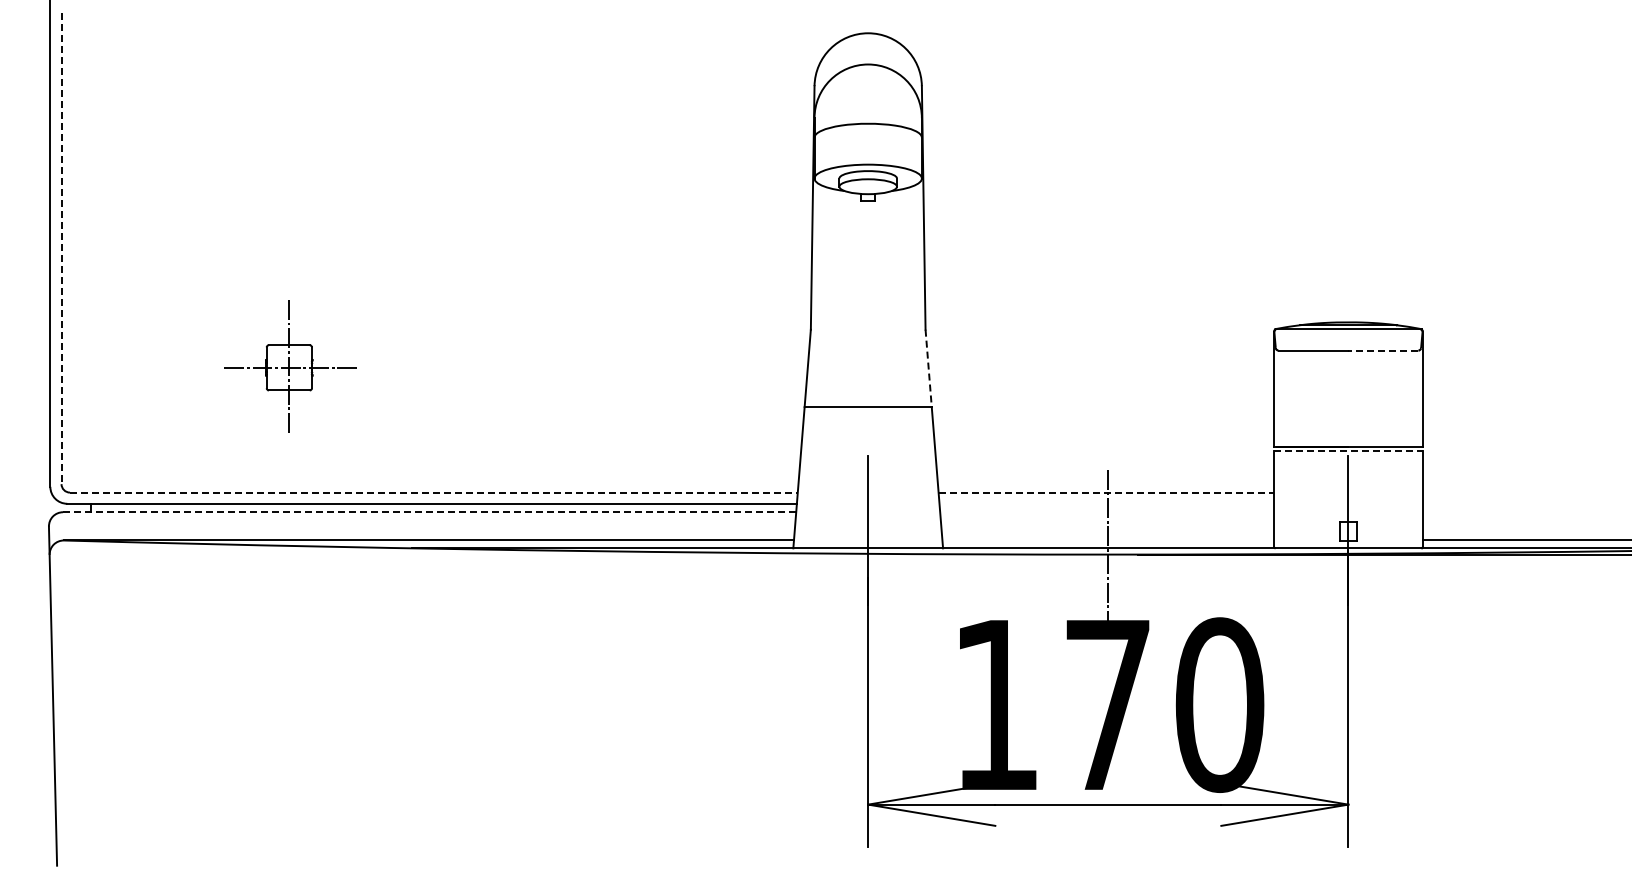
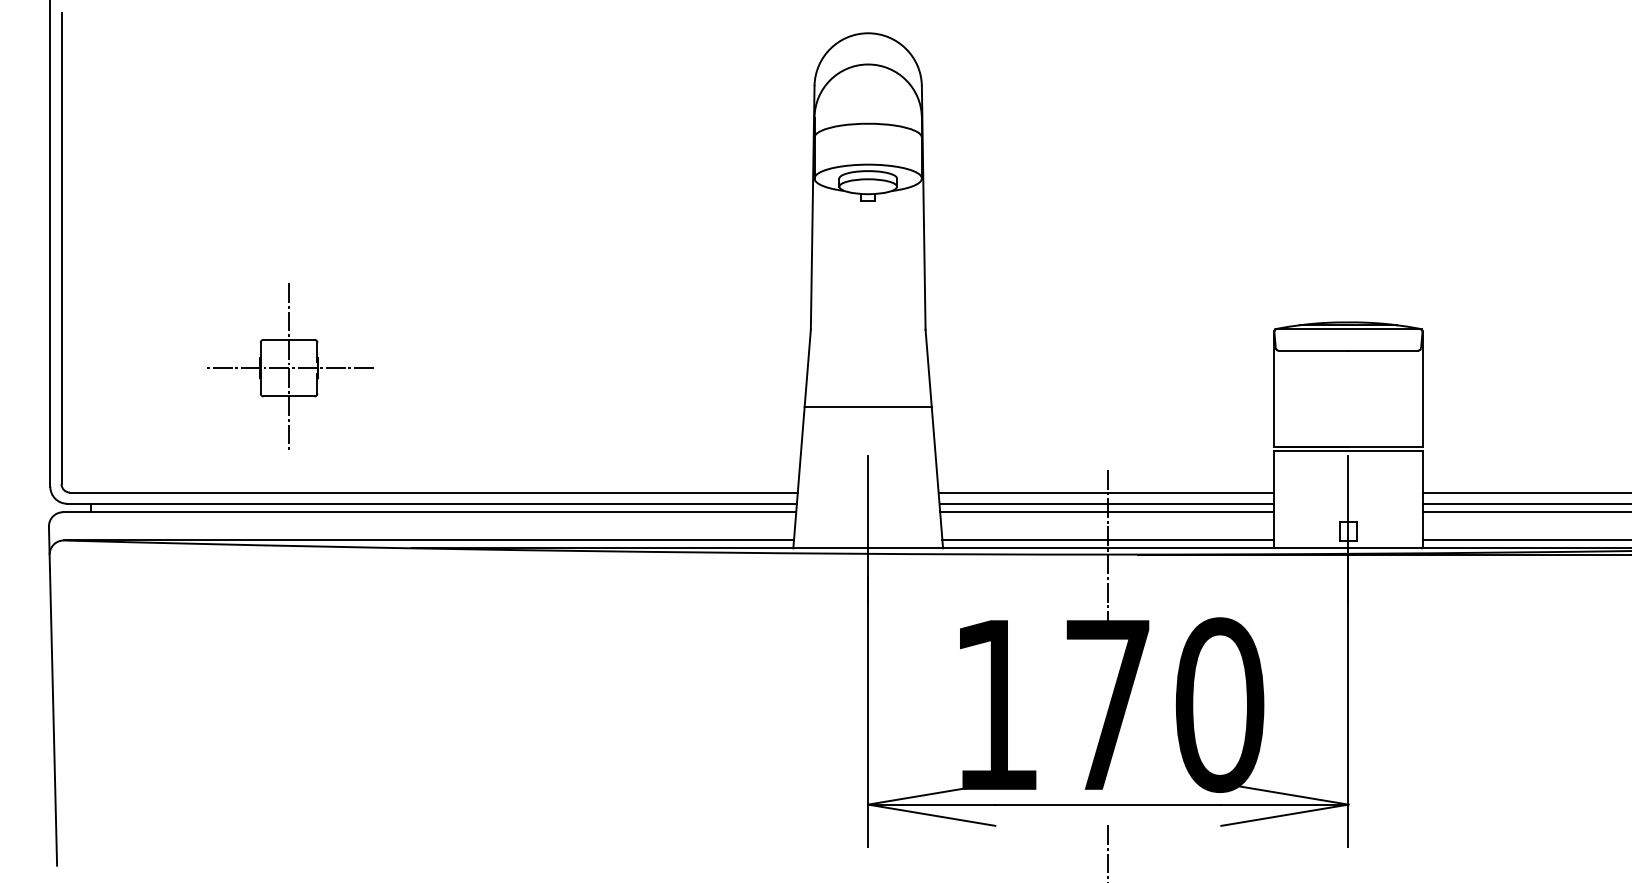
line: dashed -> solid (61, 249)
line: dashed -> solid (1383, 350)
part size: 133x133 px -> 167x167 px (290, 366)
line: dashed -> solid (928, 368)
line: dashed -> solid (1348, 451)
line: dashed -> solid (433, 492)
line: dashed -> solid (1106, 492)
line: none -> present (1525, 492)
line: none -> present (1106, 503)
line: none -> present (1525, 503)
line: dashed -> solid (429, 512)
line: none -> present (1107, 512)
line: none -> present (1525, 512)
line: none -> present (1108, 540)
line: none -> present (1108, 852)
